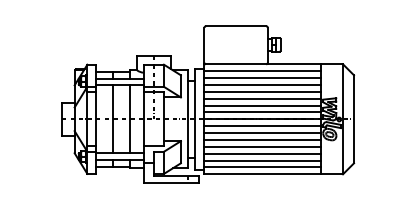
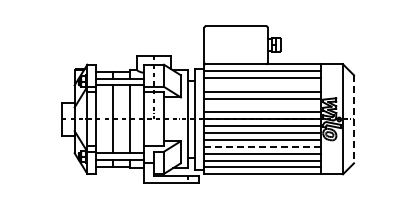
line: present -> none (262, 84)
line: present -> none (262, 105)
line: solid -> dashed (354, 119)
line: solid -> dashed (263, 146)
